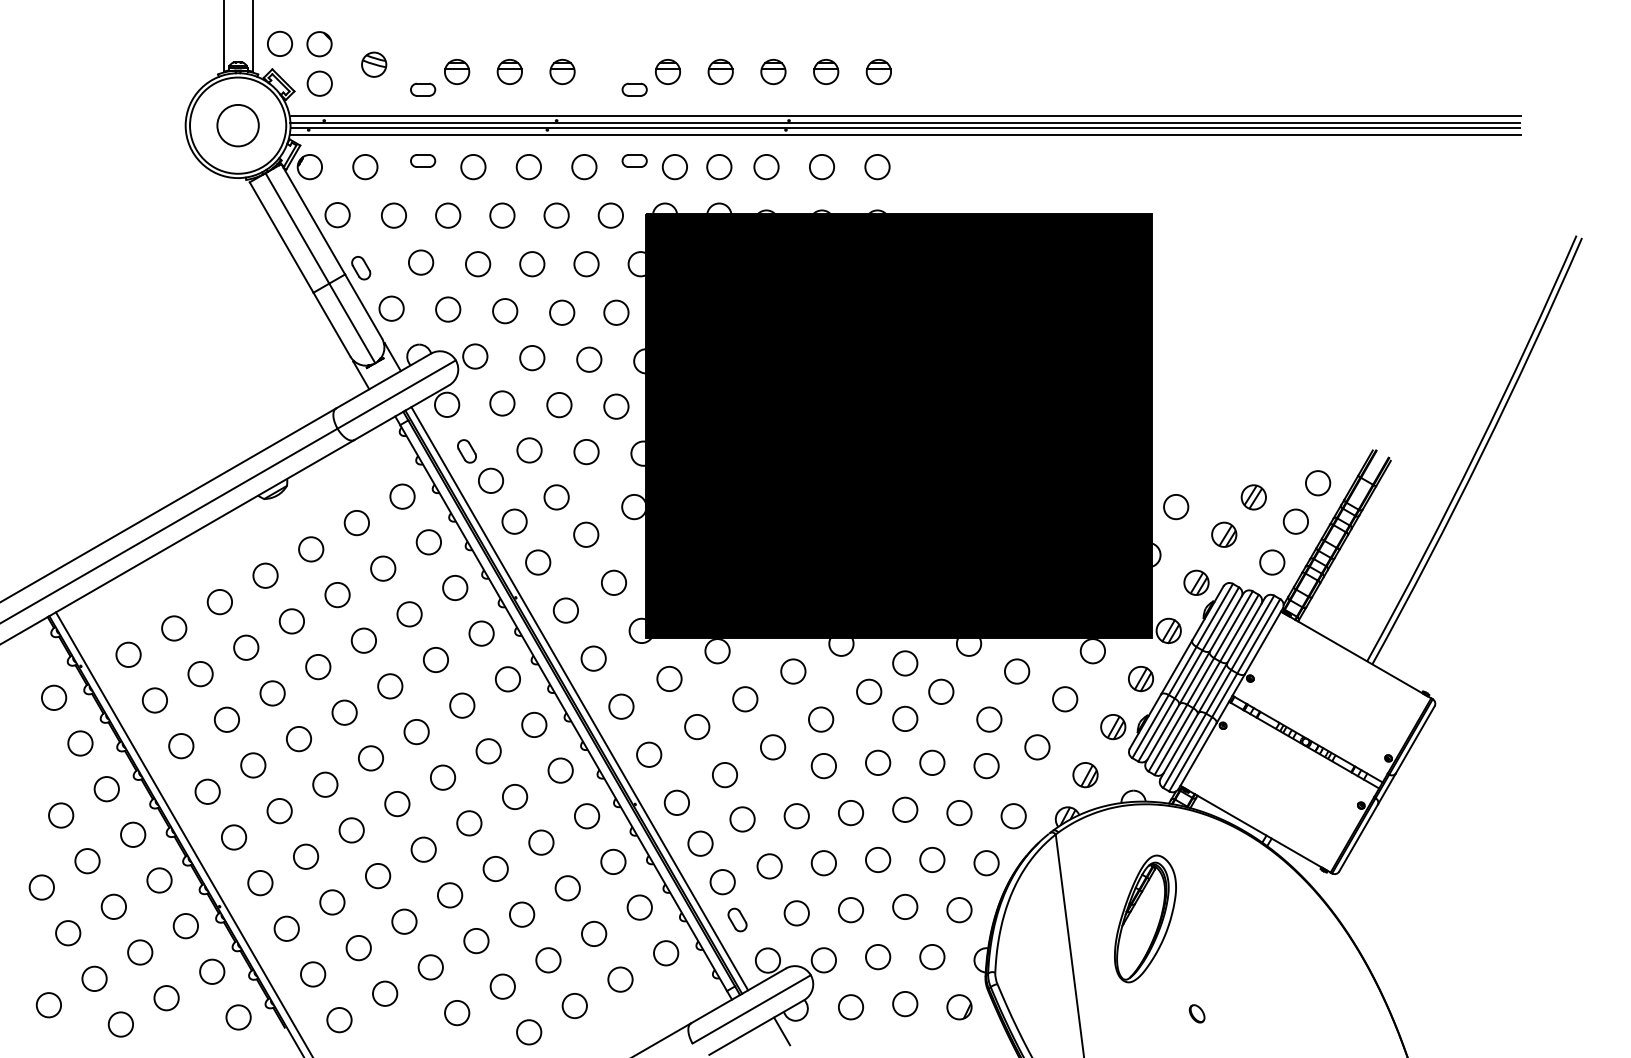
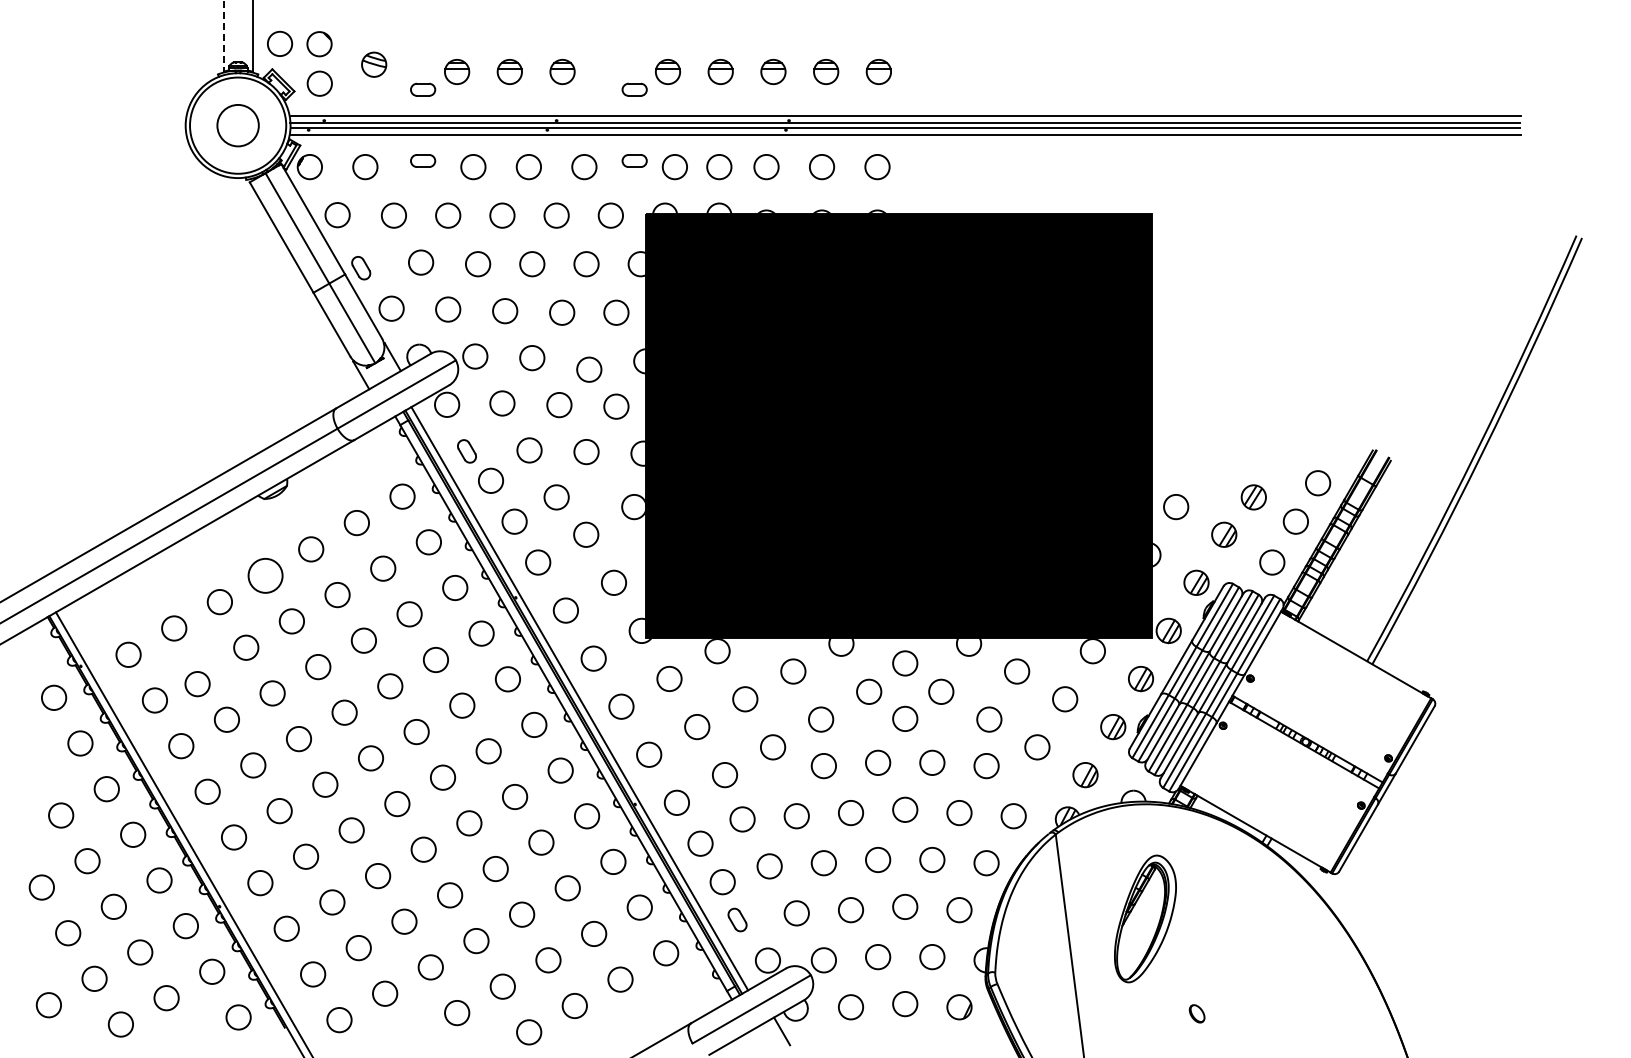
line: solid -> dashed (223, 36)
circle position: (589, 359) -> (589, 369) (589, 369)
circle size: 27x27 px -> 37x36 px (265, 575)
circle position: (200, 674) -> (197, 684) (197, 684)
